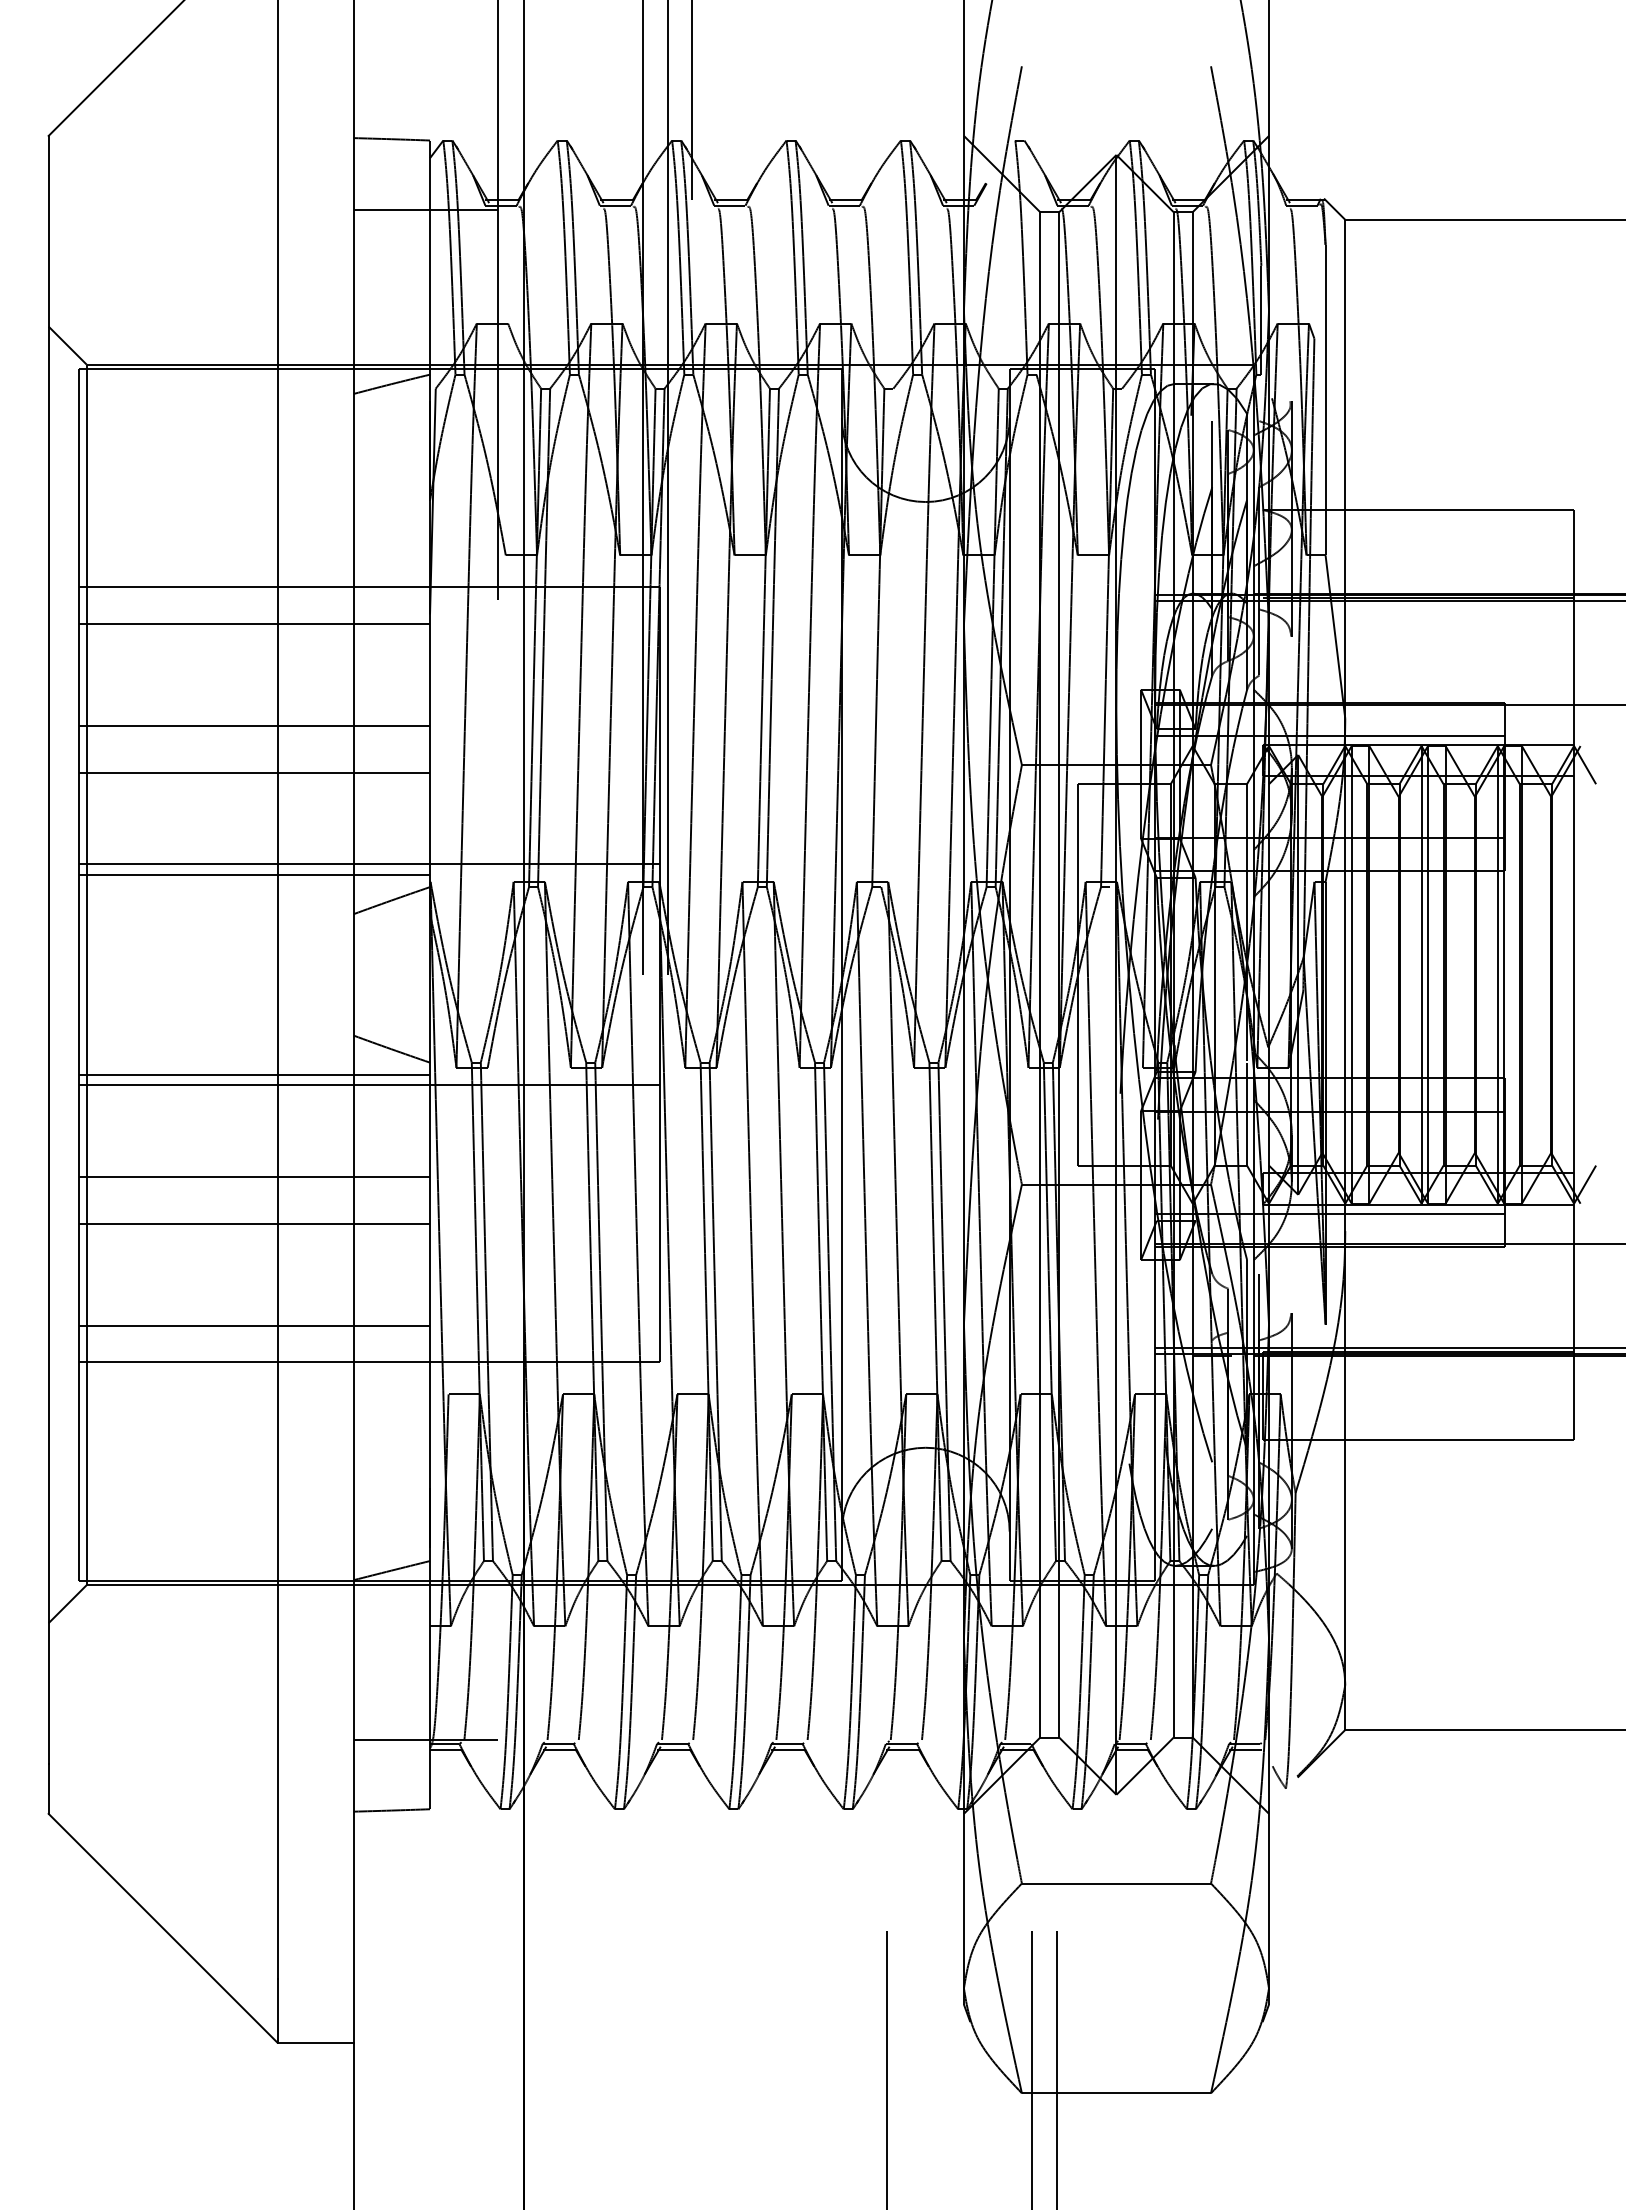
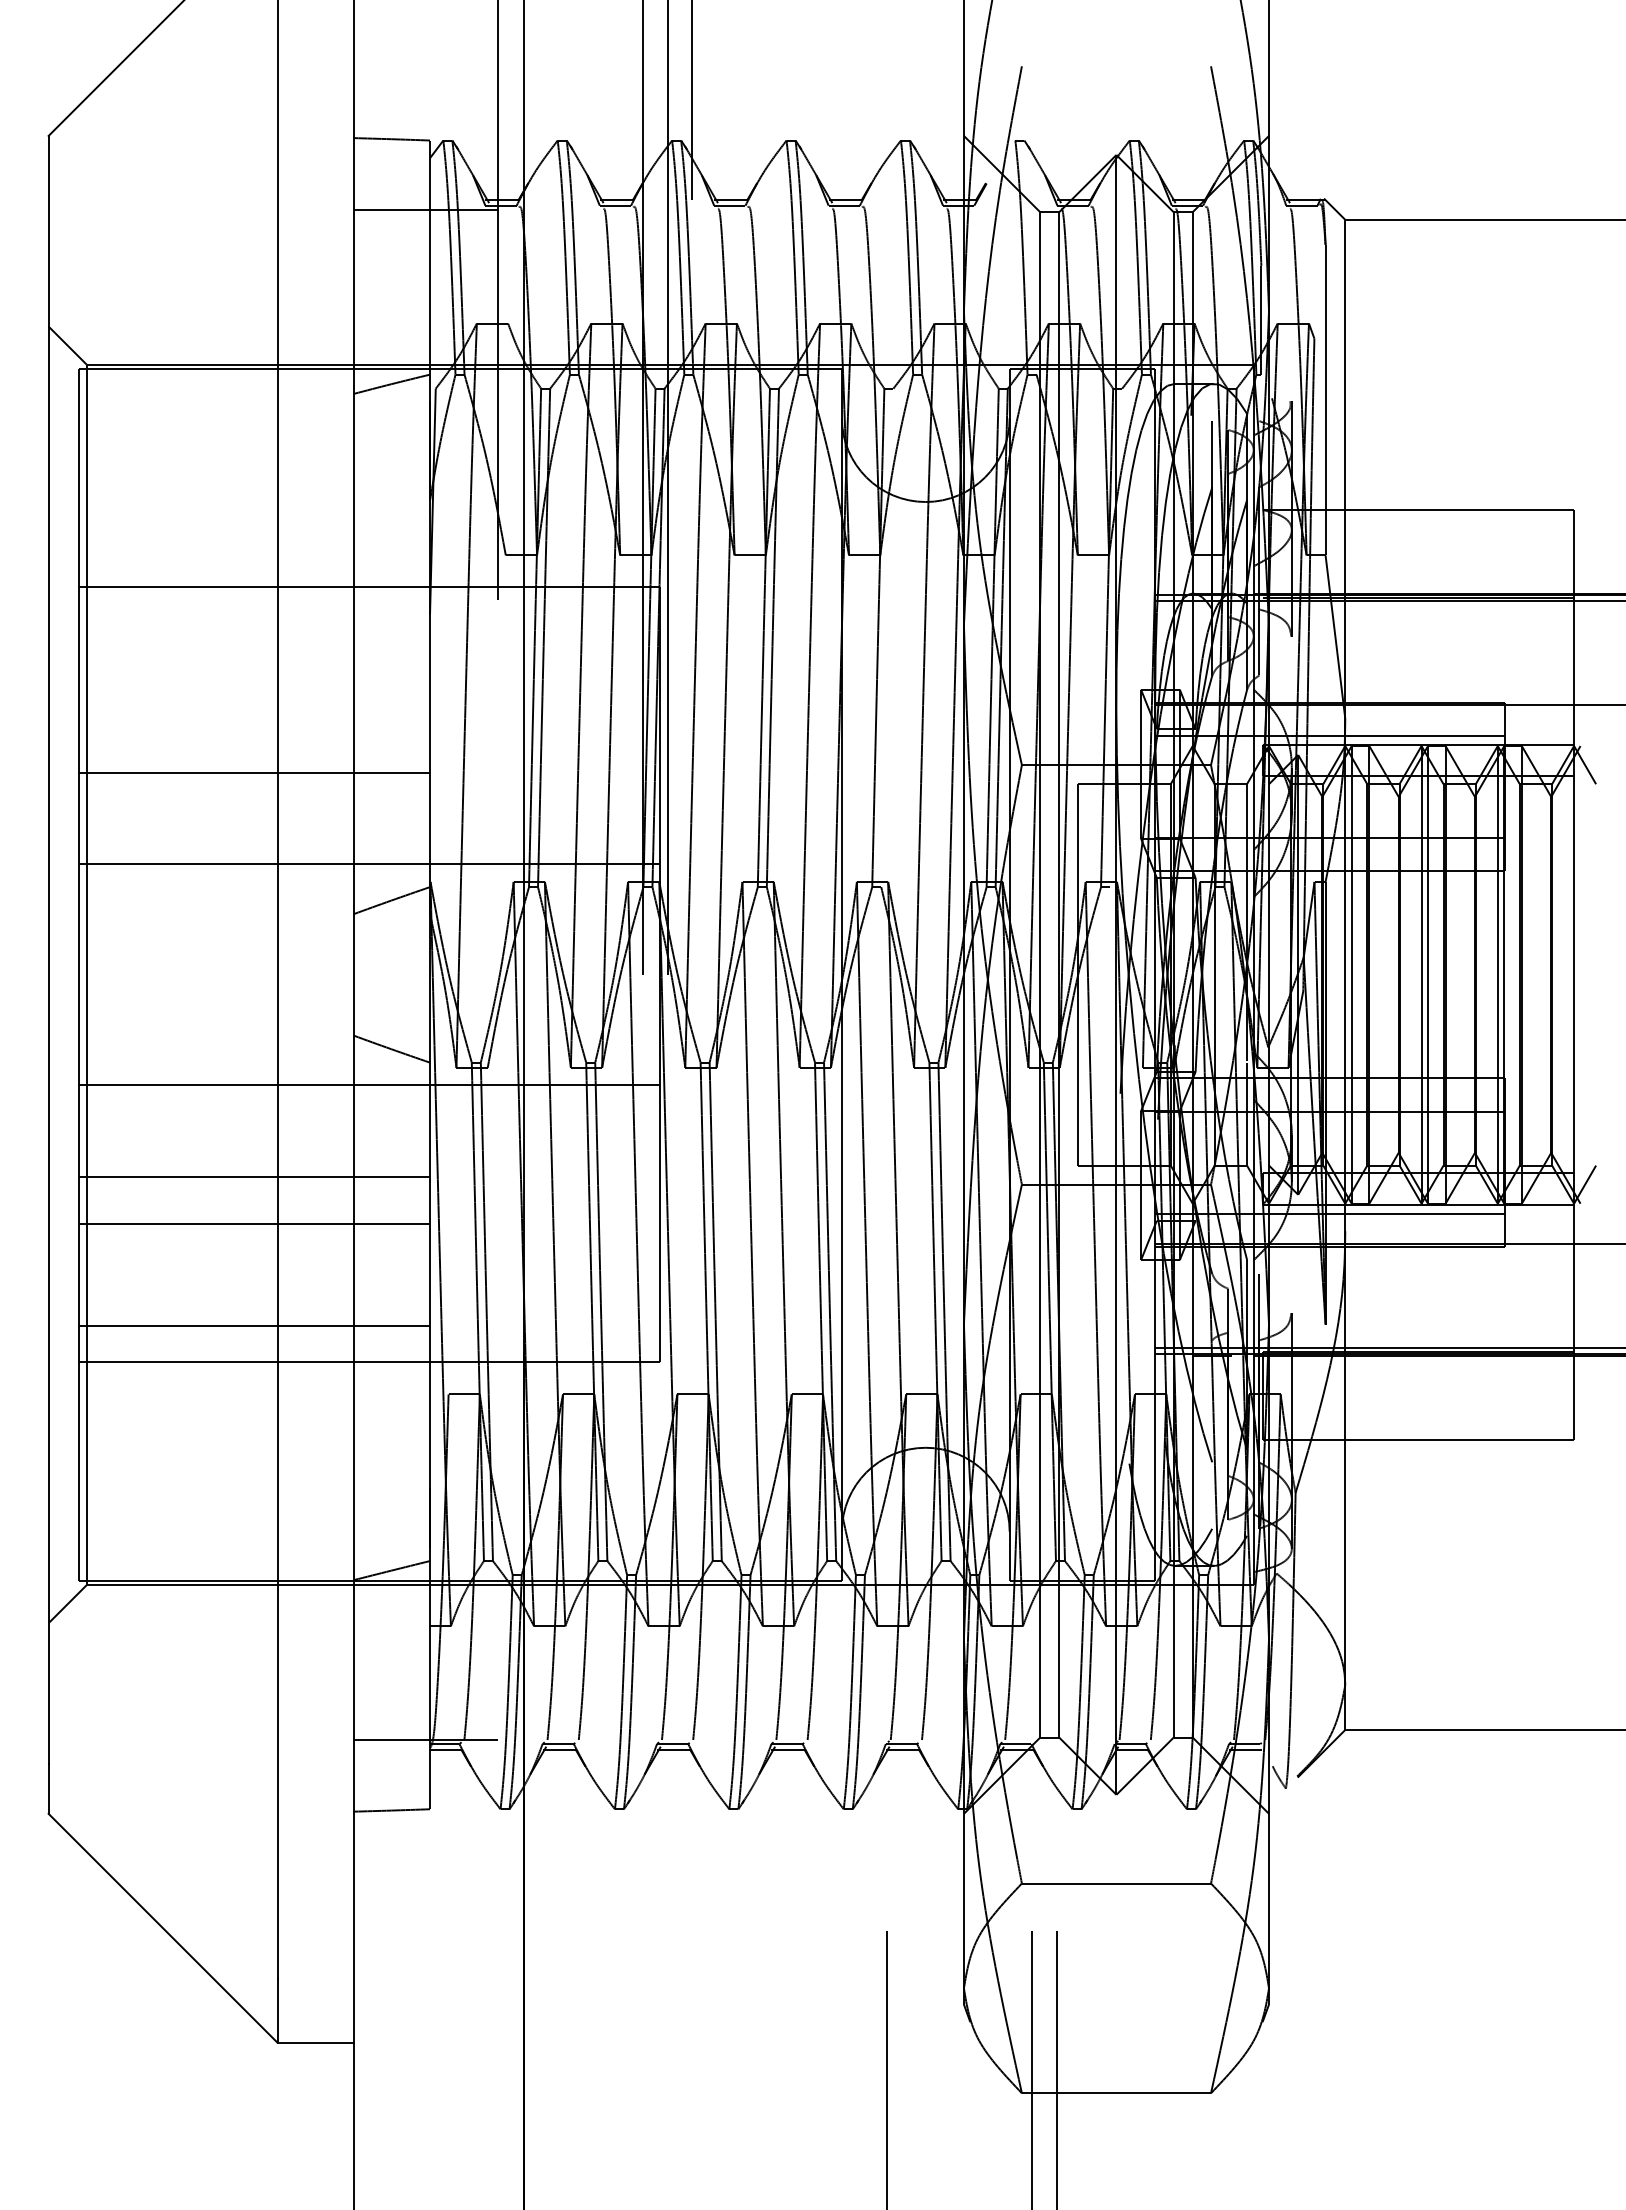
line: present -> none (254, 623)
line: present -> none (254, 726)
line: present -> none (254, 875)
line: present -> none (254, 1074)
